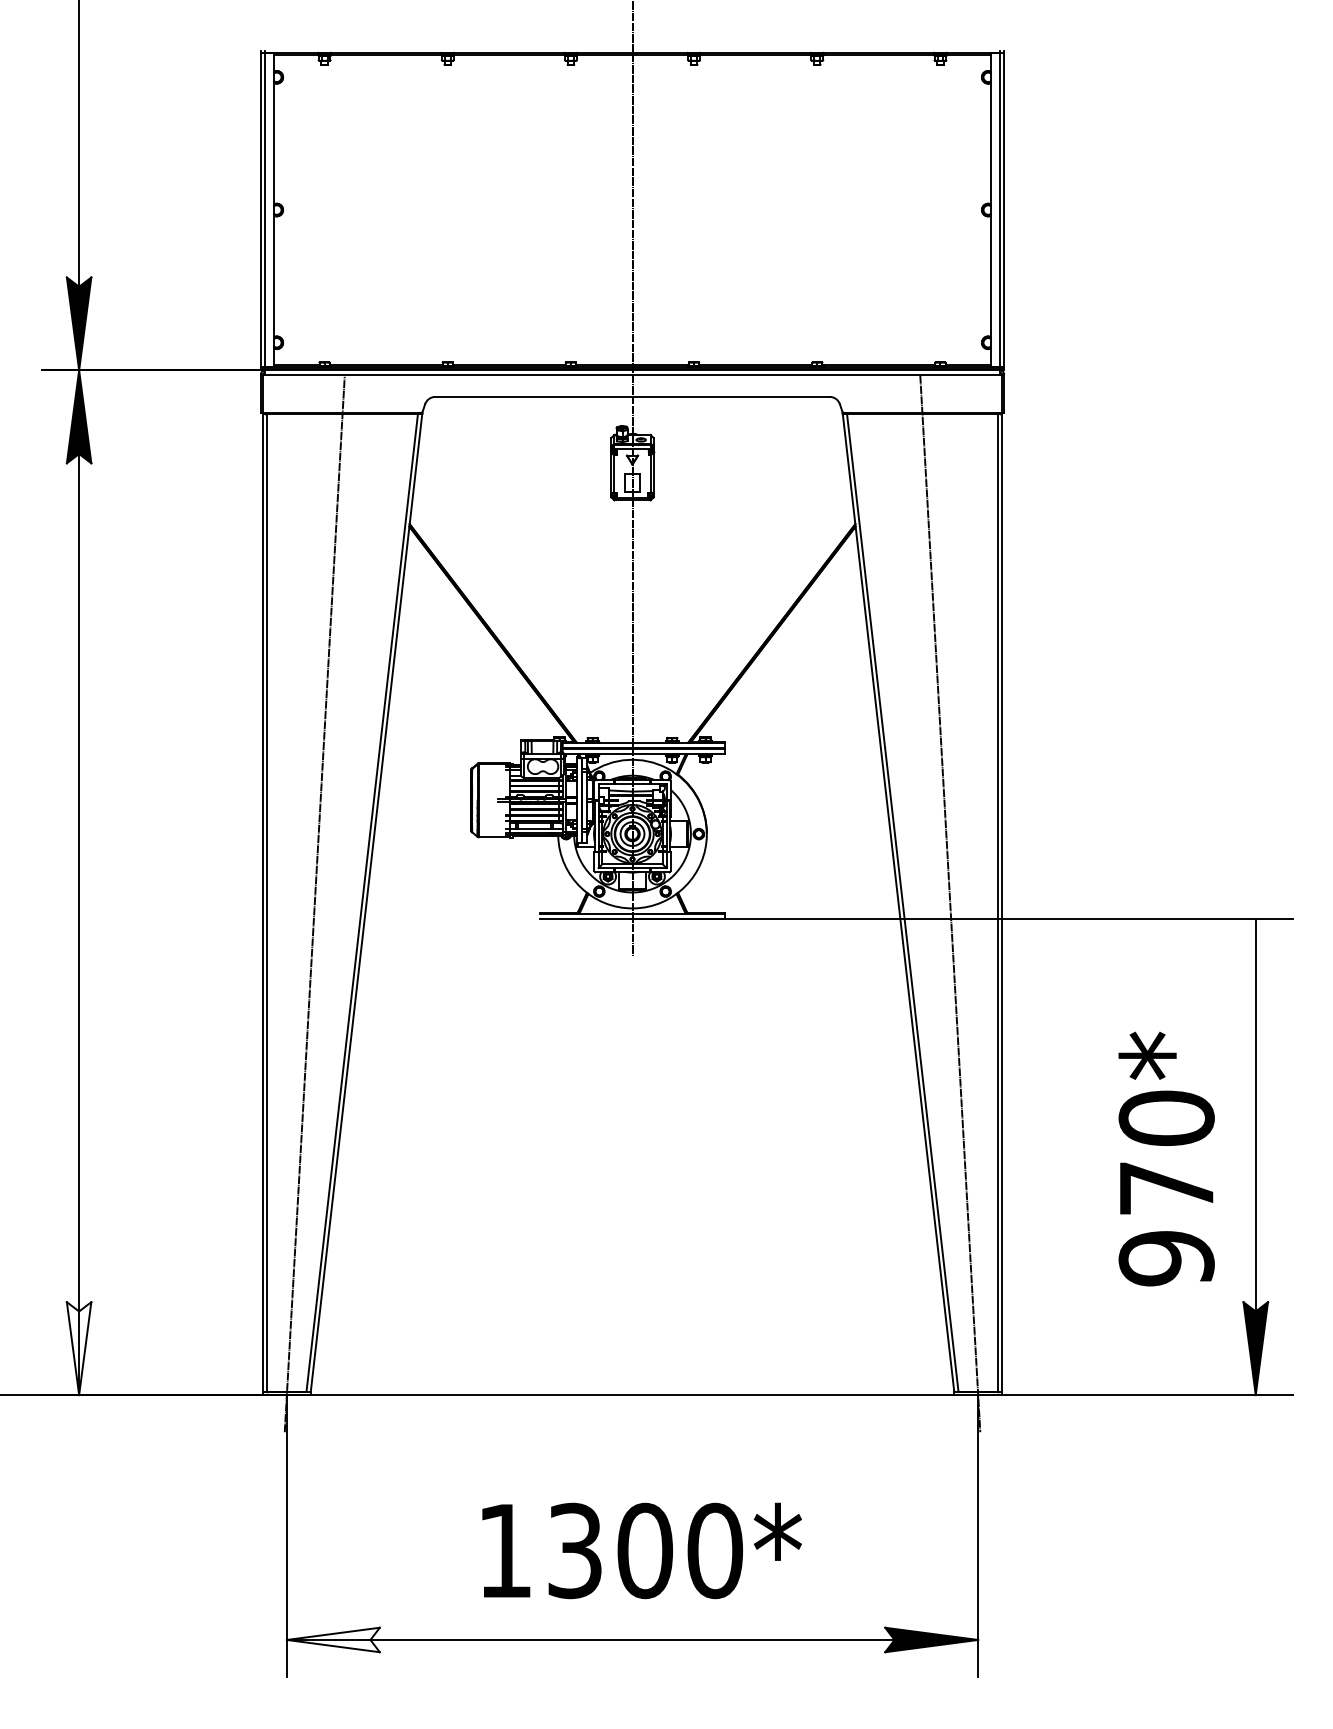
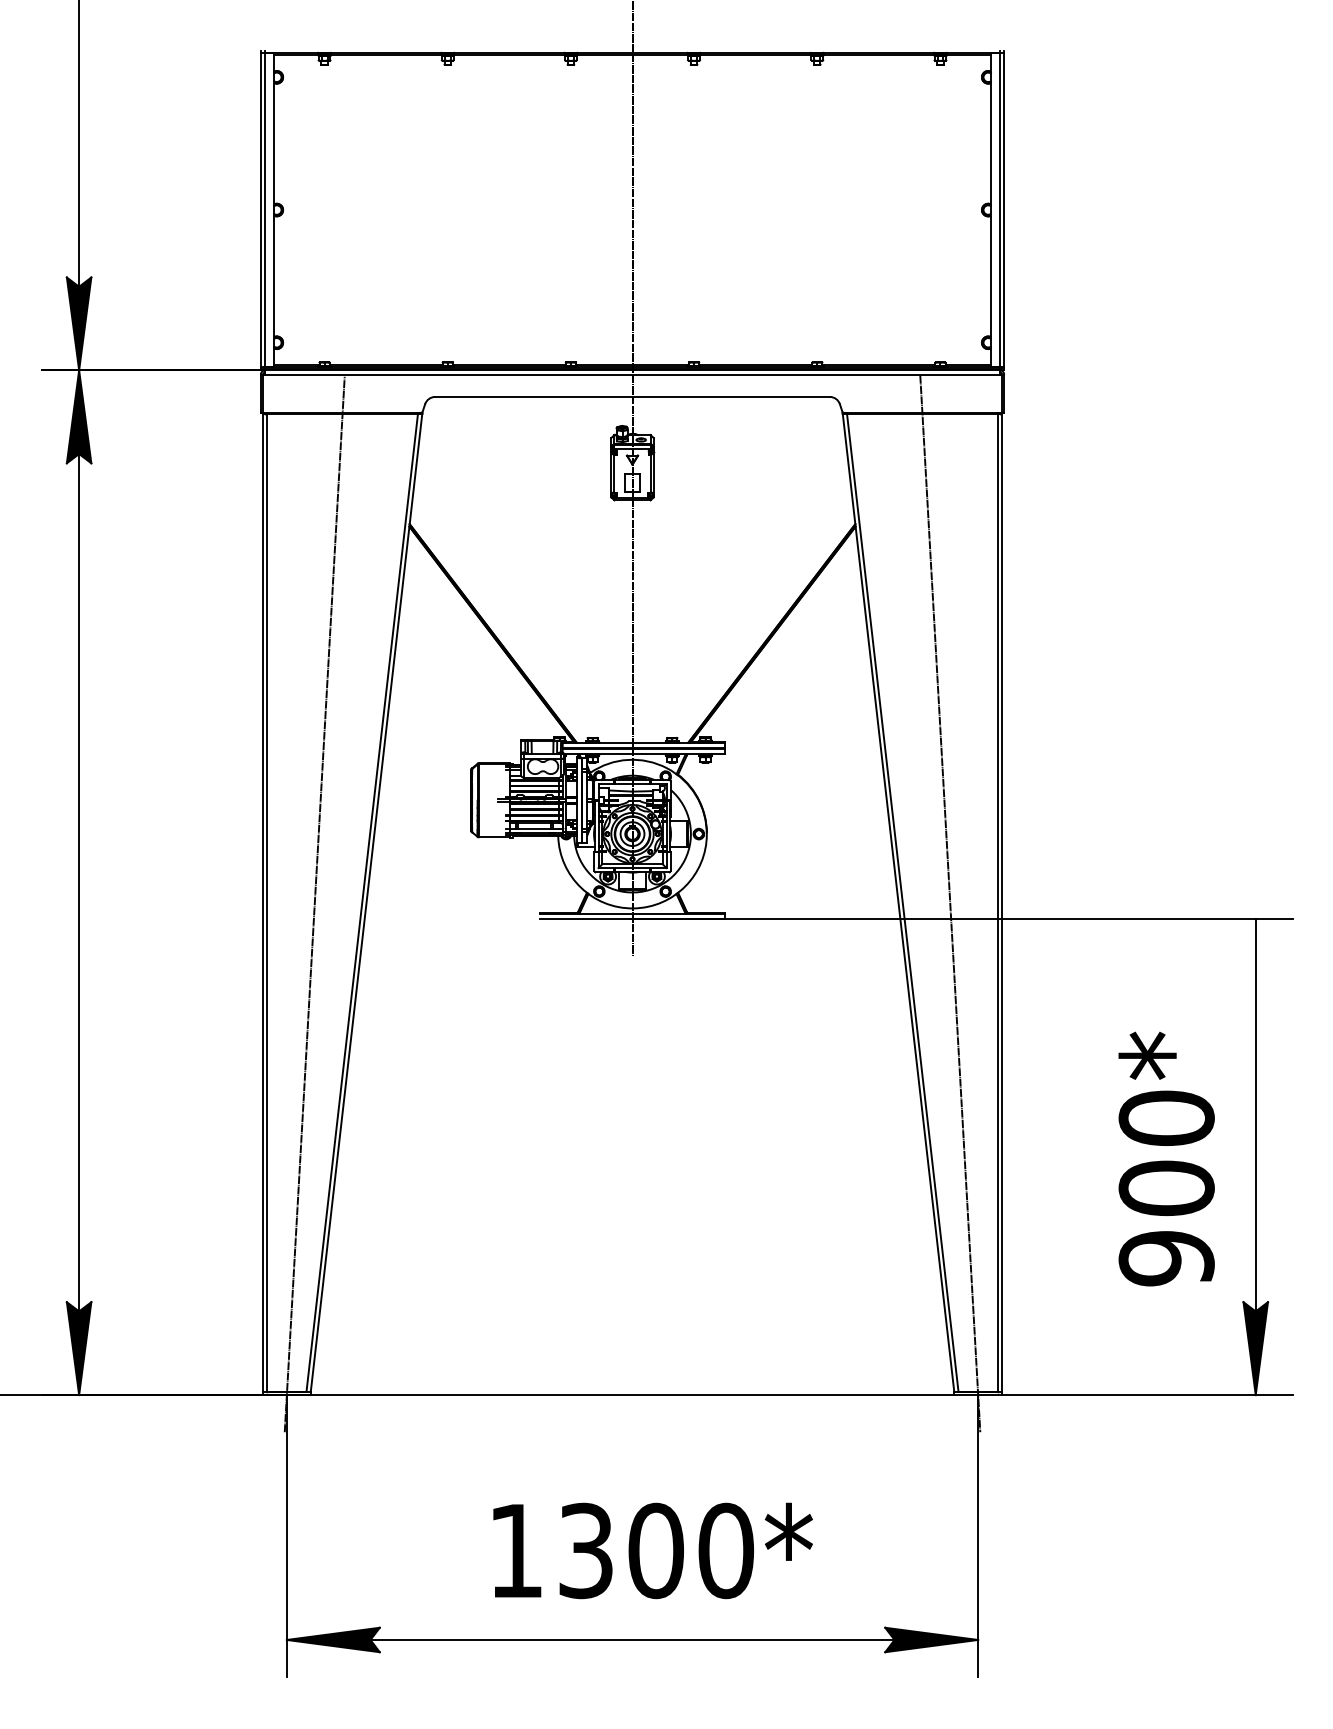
text: 970* -> 900* (1166, 1188)
fill: none -> present (78, 1348)
text position: (641, 1550) -> (652, 1550) (652, 1550)
fill: none -> present (332, 1639)
